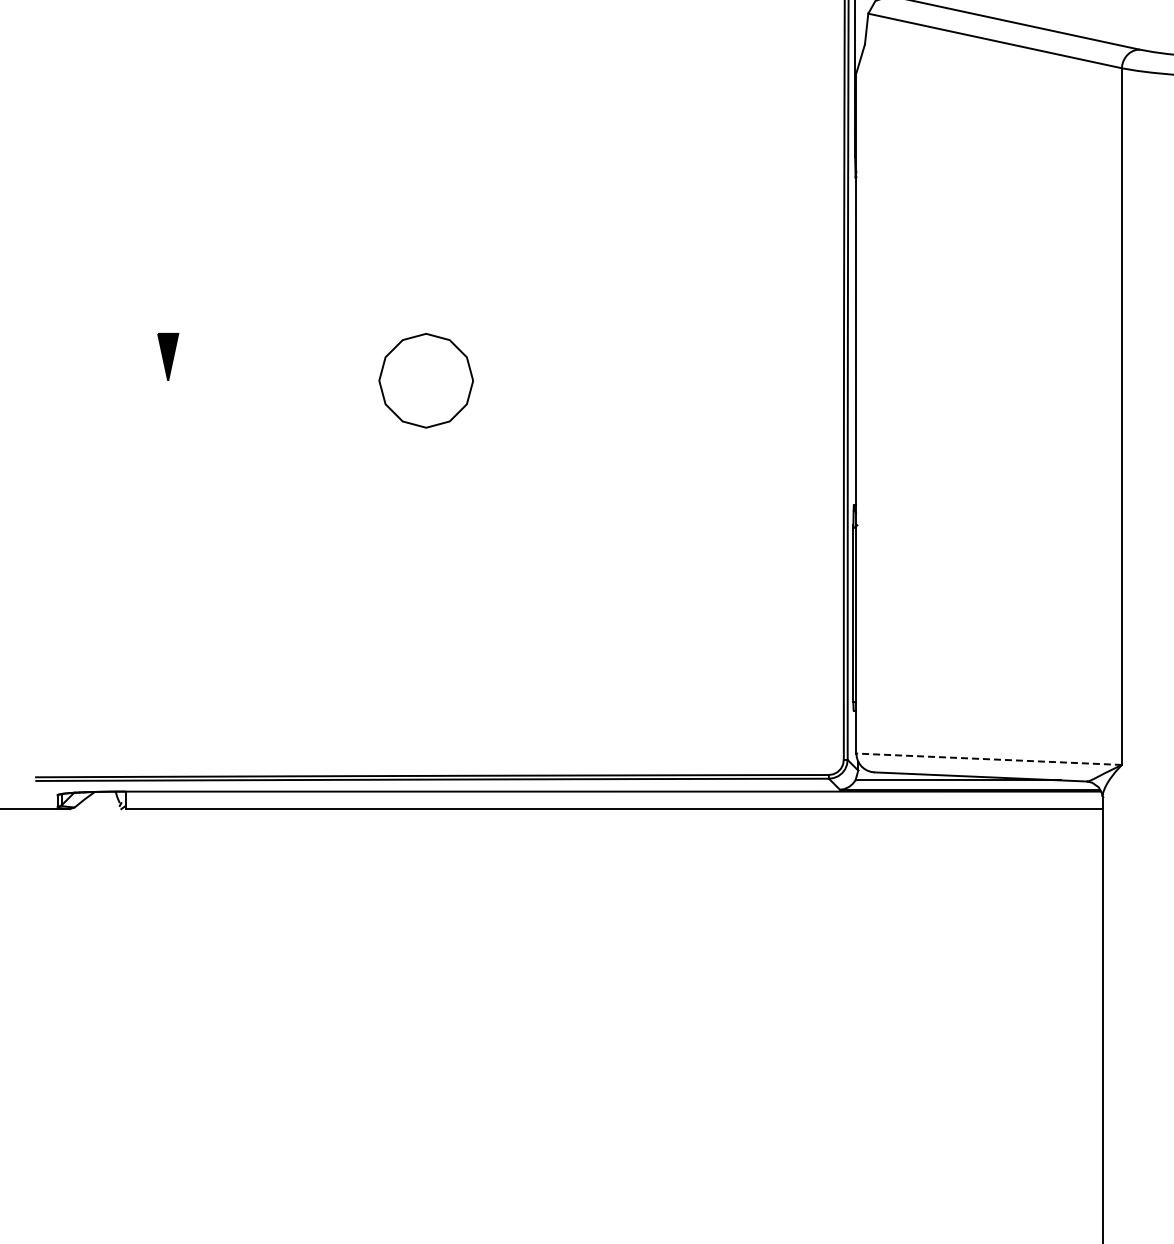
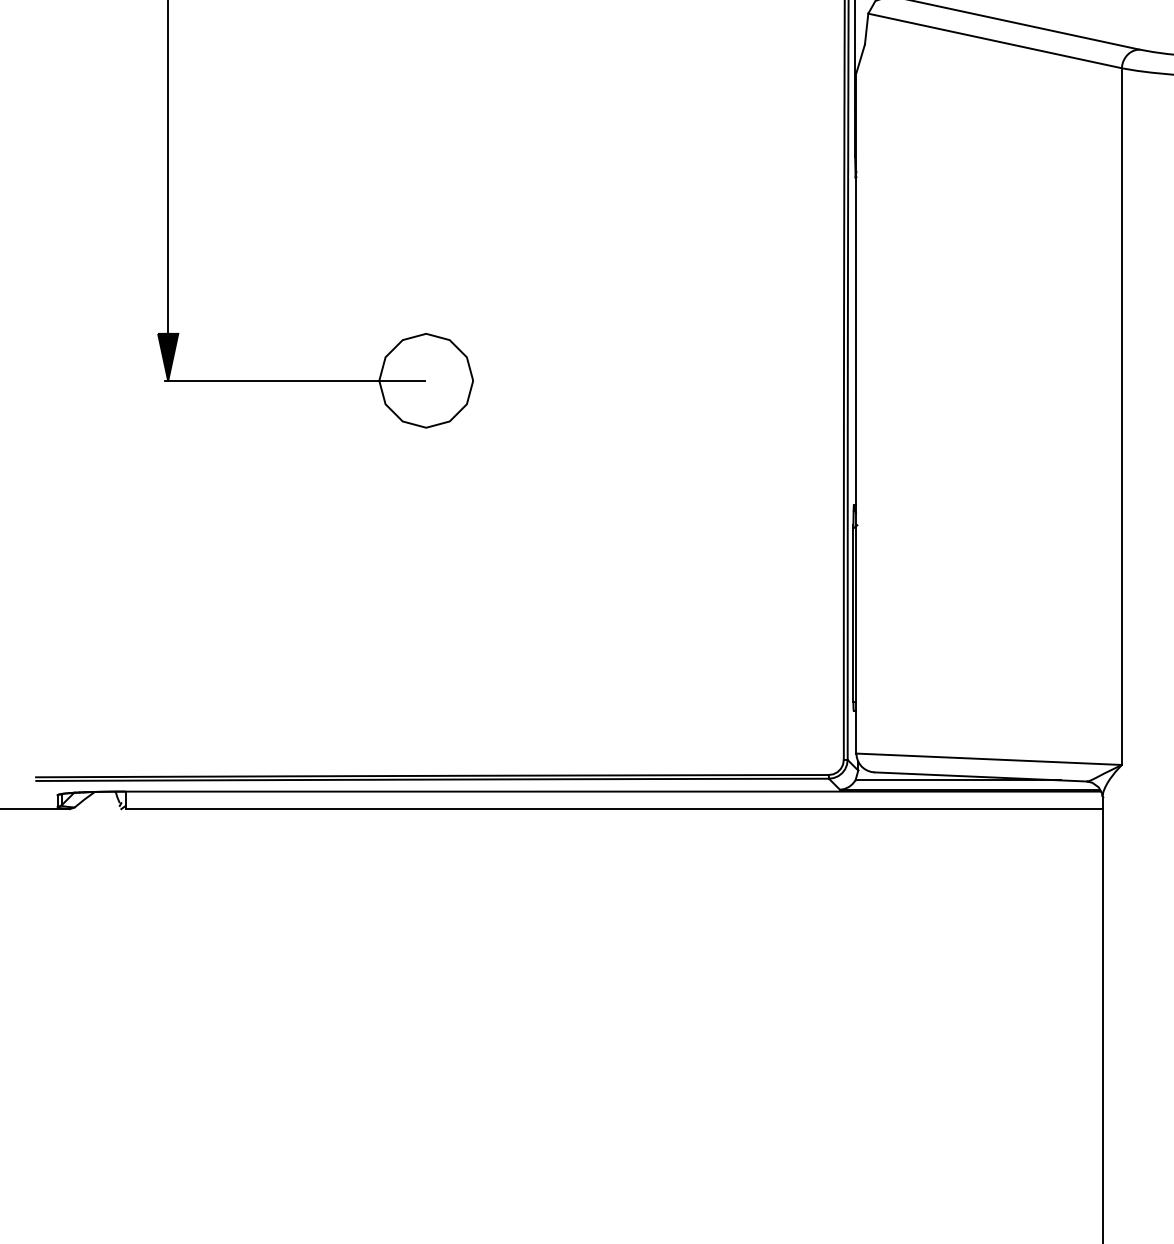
line: none -> present (168, 167)
line: none -> present (294, 380)
line: dashed -> solid (989, 759)
